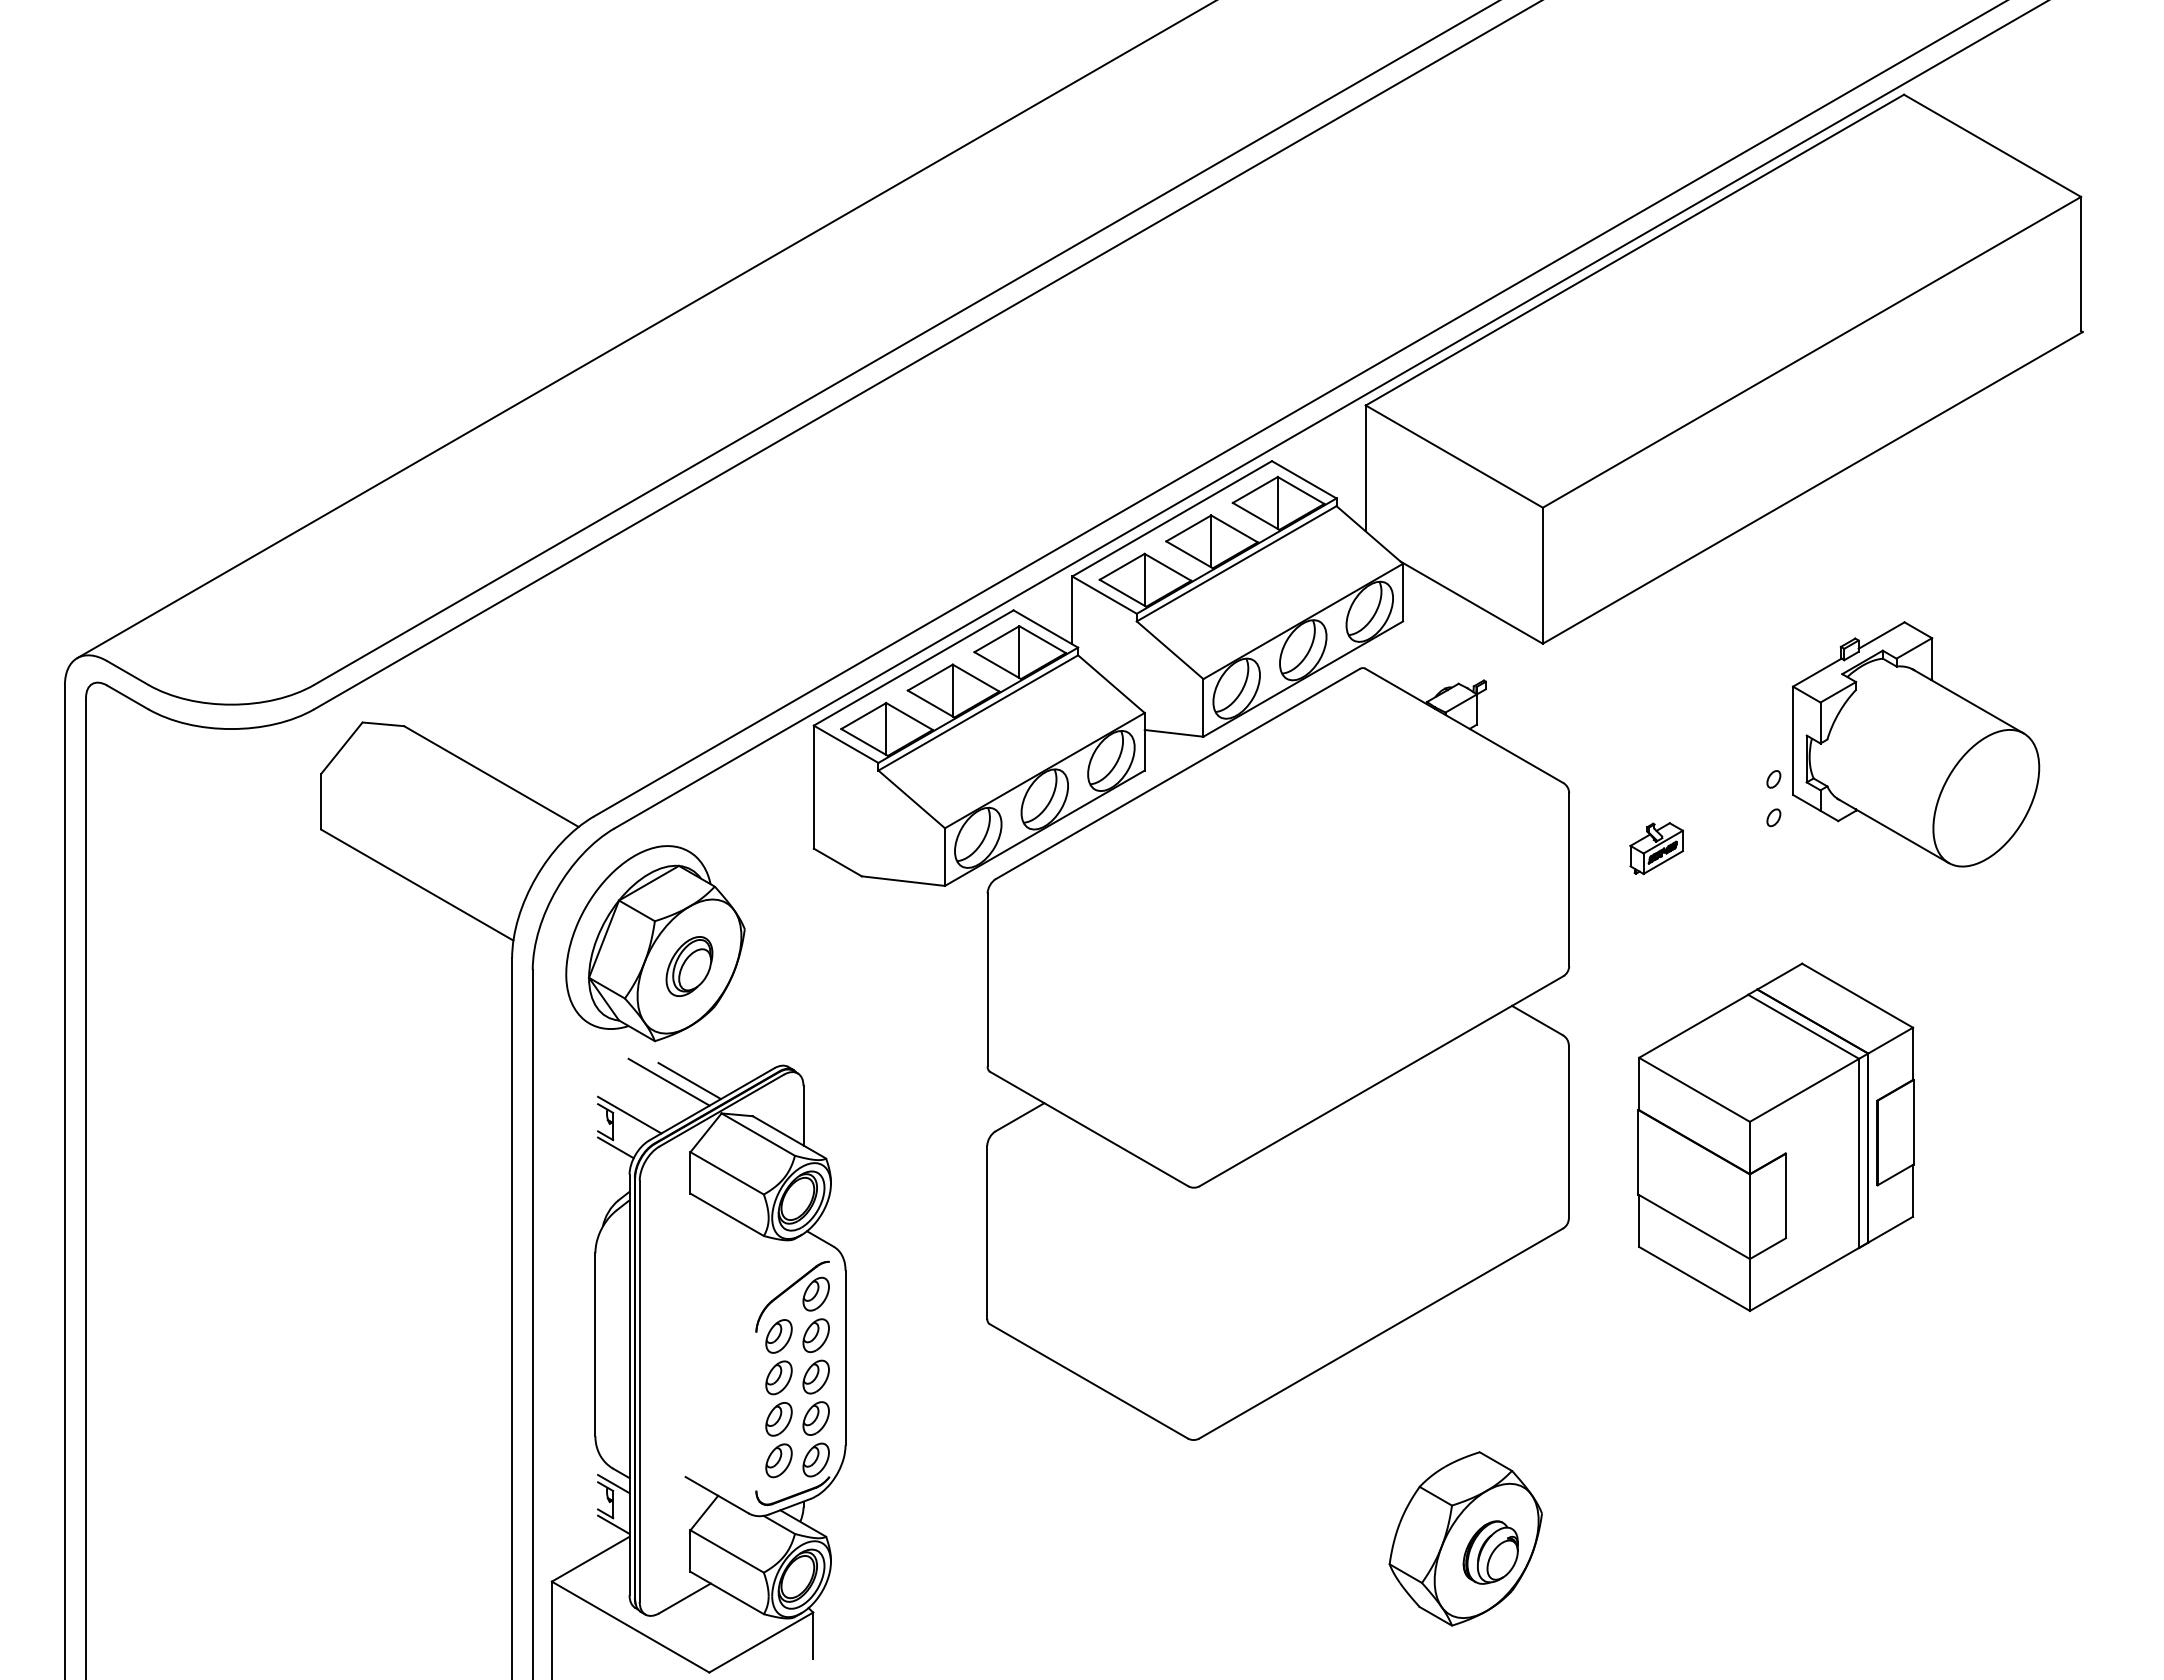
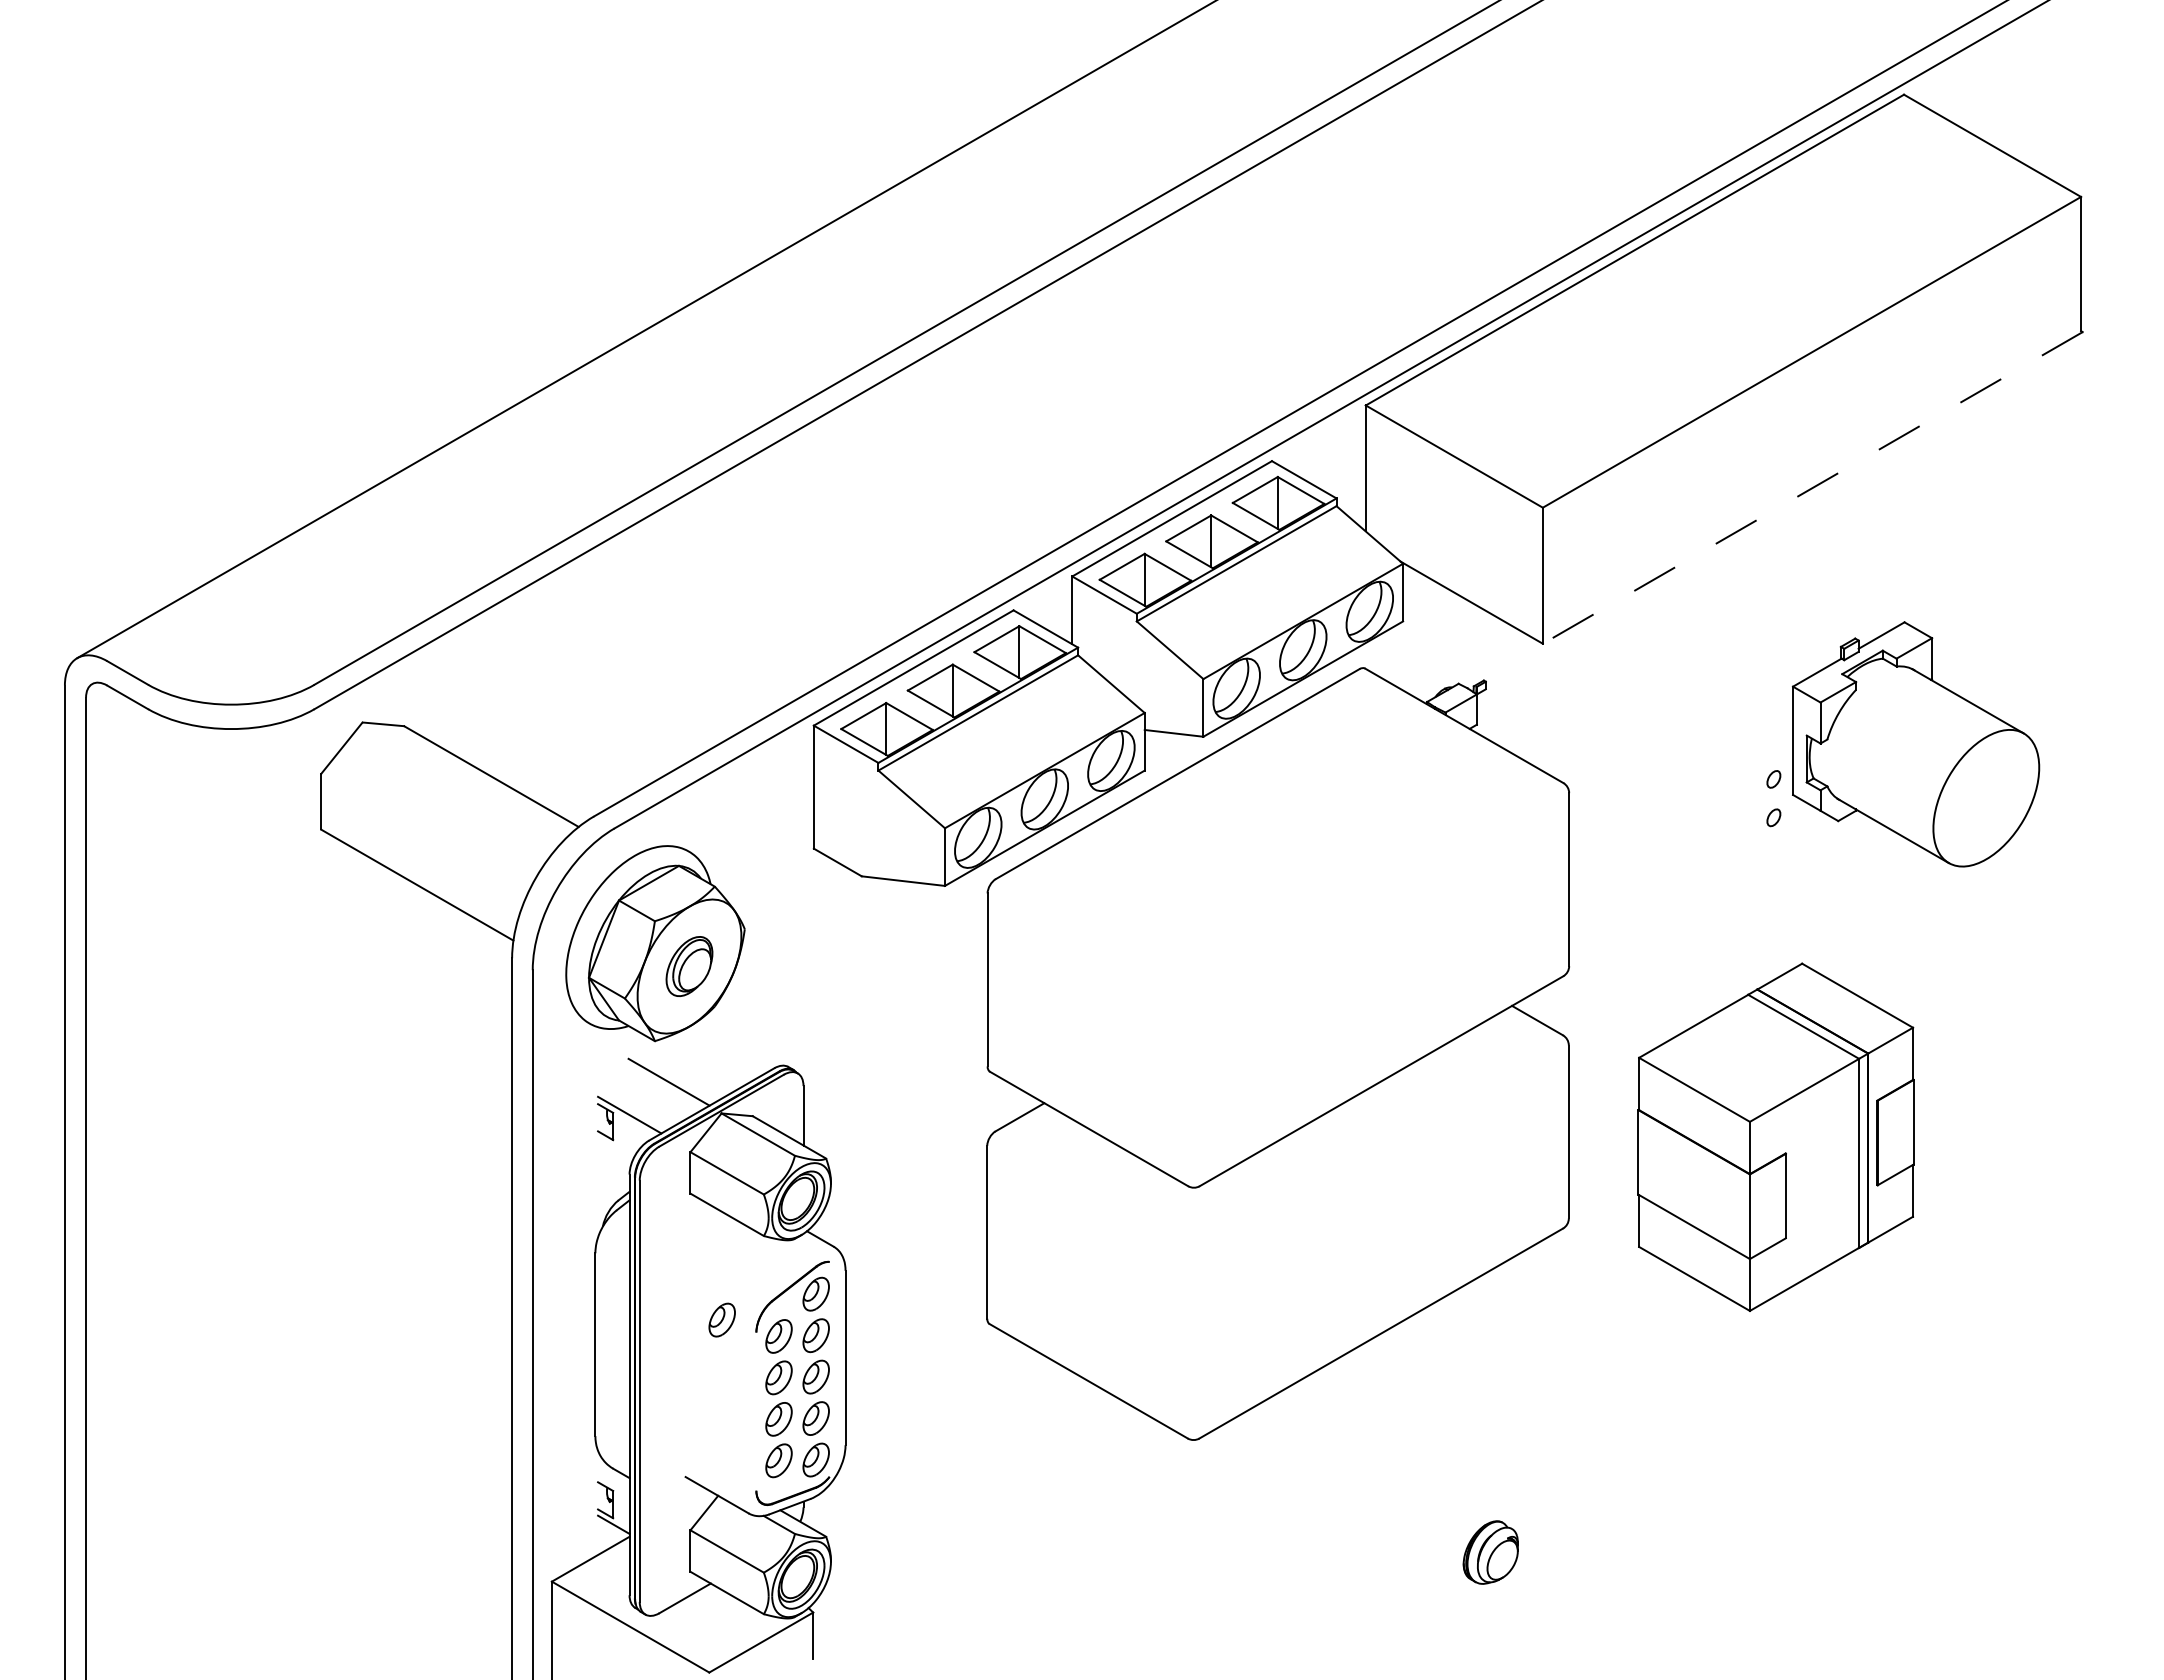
line: solid -> dashed (1812, 487)
part: present -> none (1656, 848)
line: present -> none (689, 1081)
line: present -> none (615, 1147)
part: none -> present (721, 1319)
line: present -> none (613, 1483)
part: present -> none (1465, 1538)
